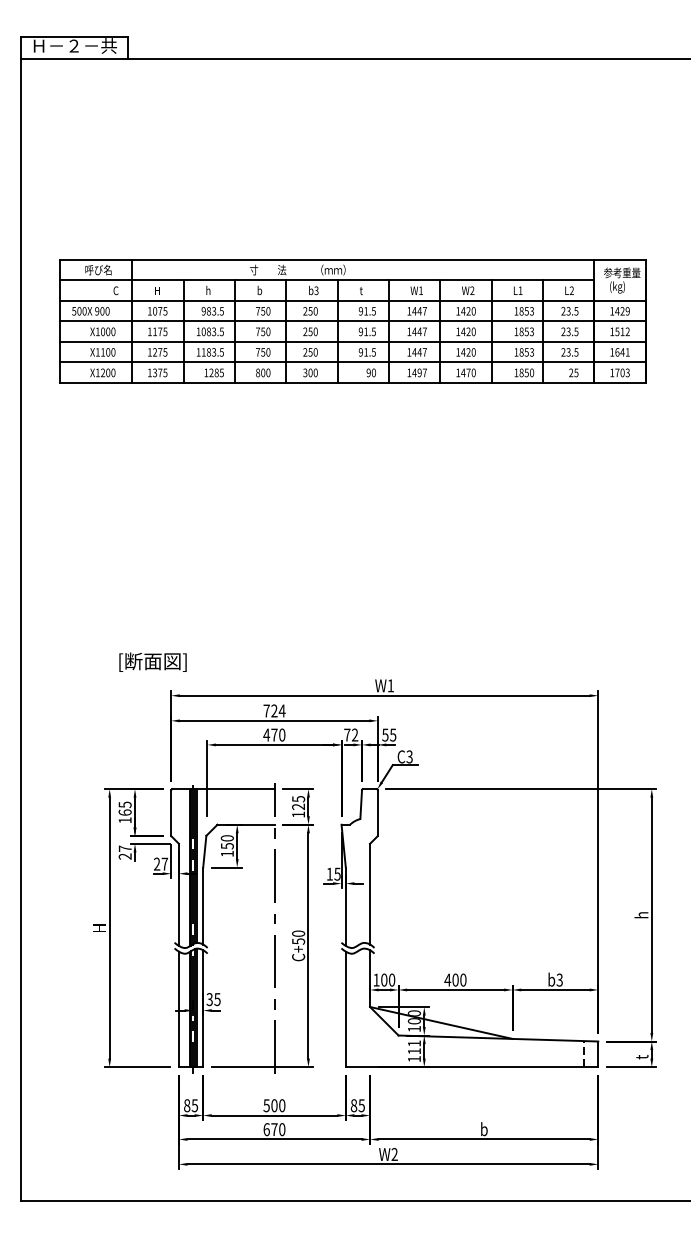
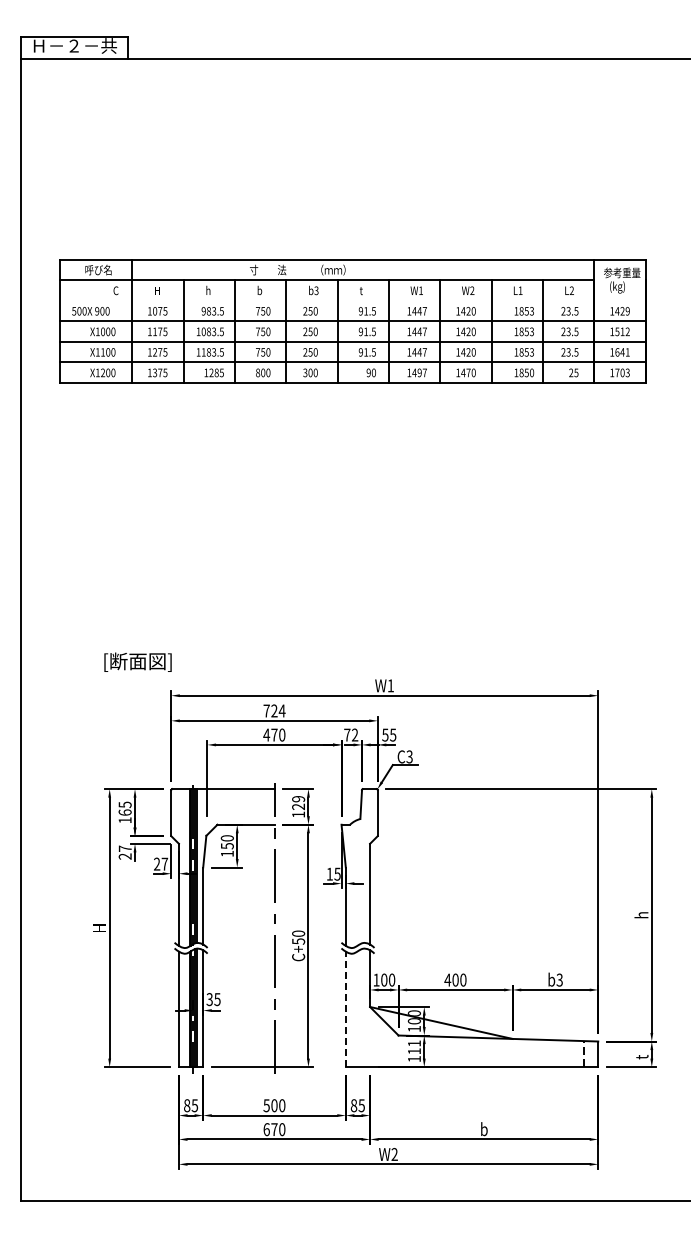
line: present -> none (352, 300)
text position: (152, 661) -> (137, 661) (137, 661)
text: 125 -> 129 (298, 799)
line: solid -> dashed (345, 1009)
